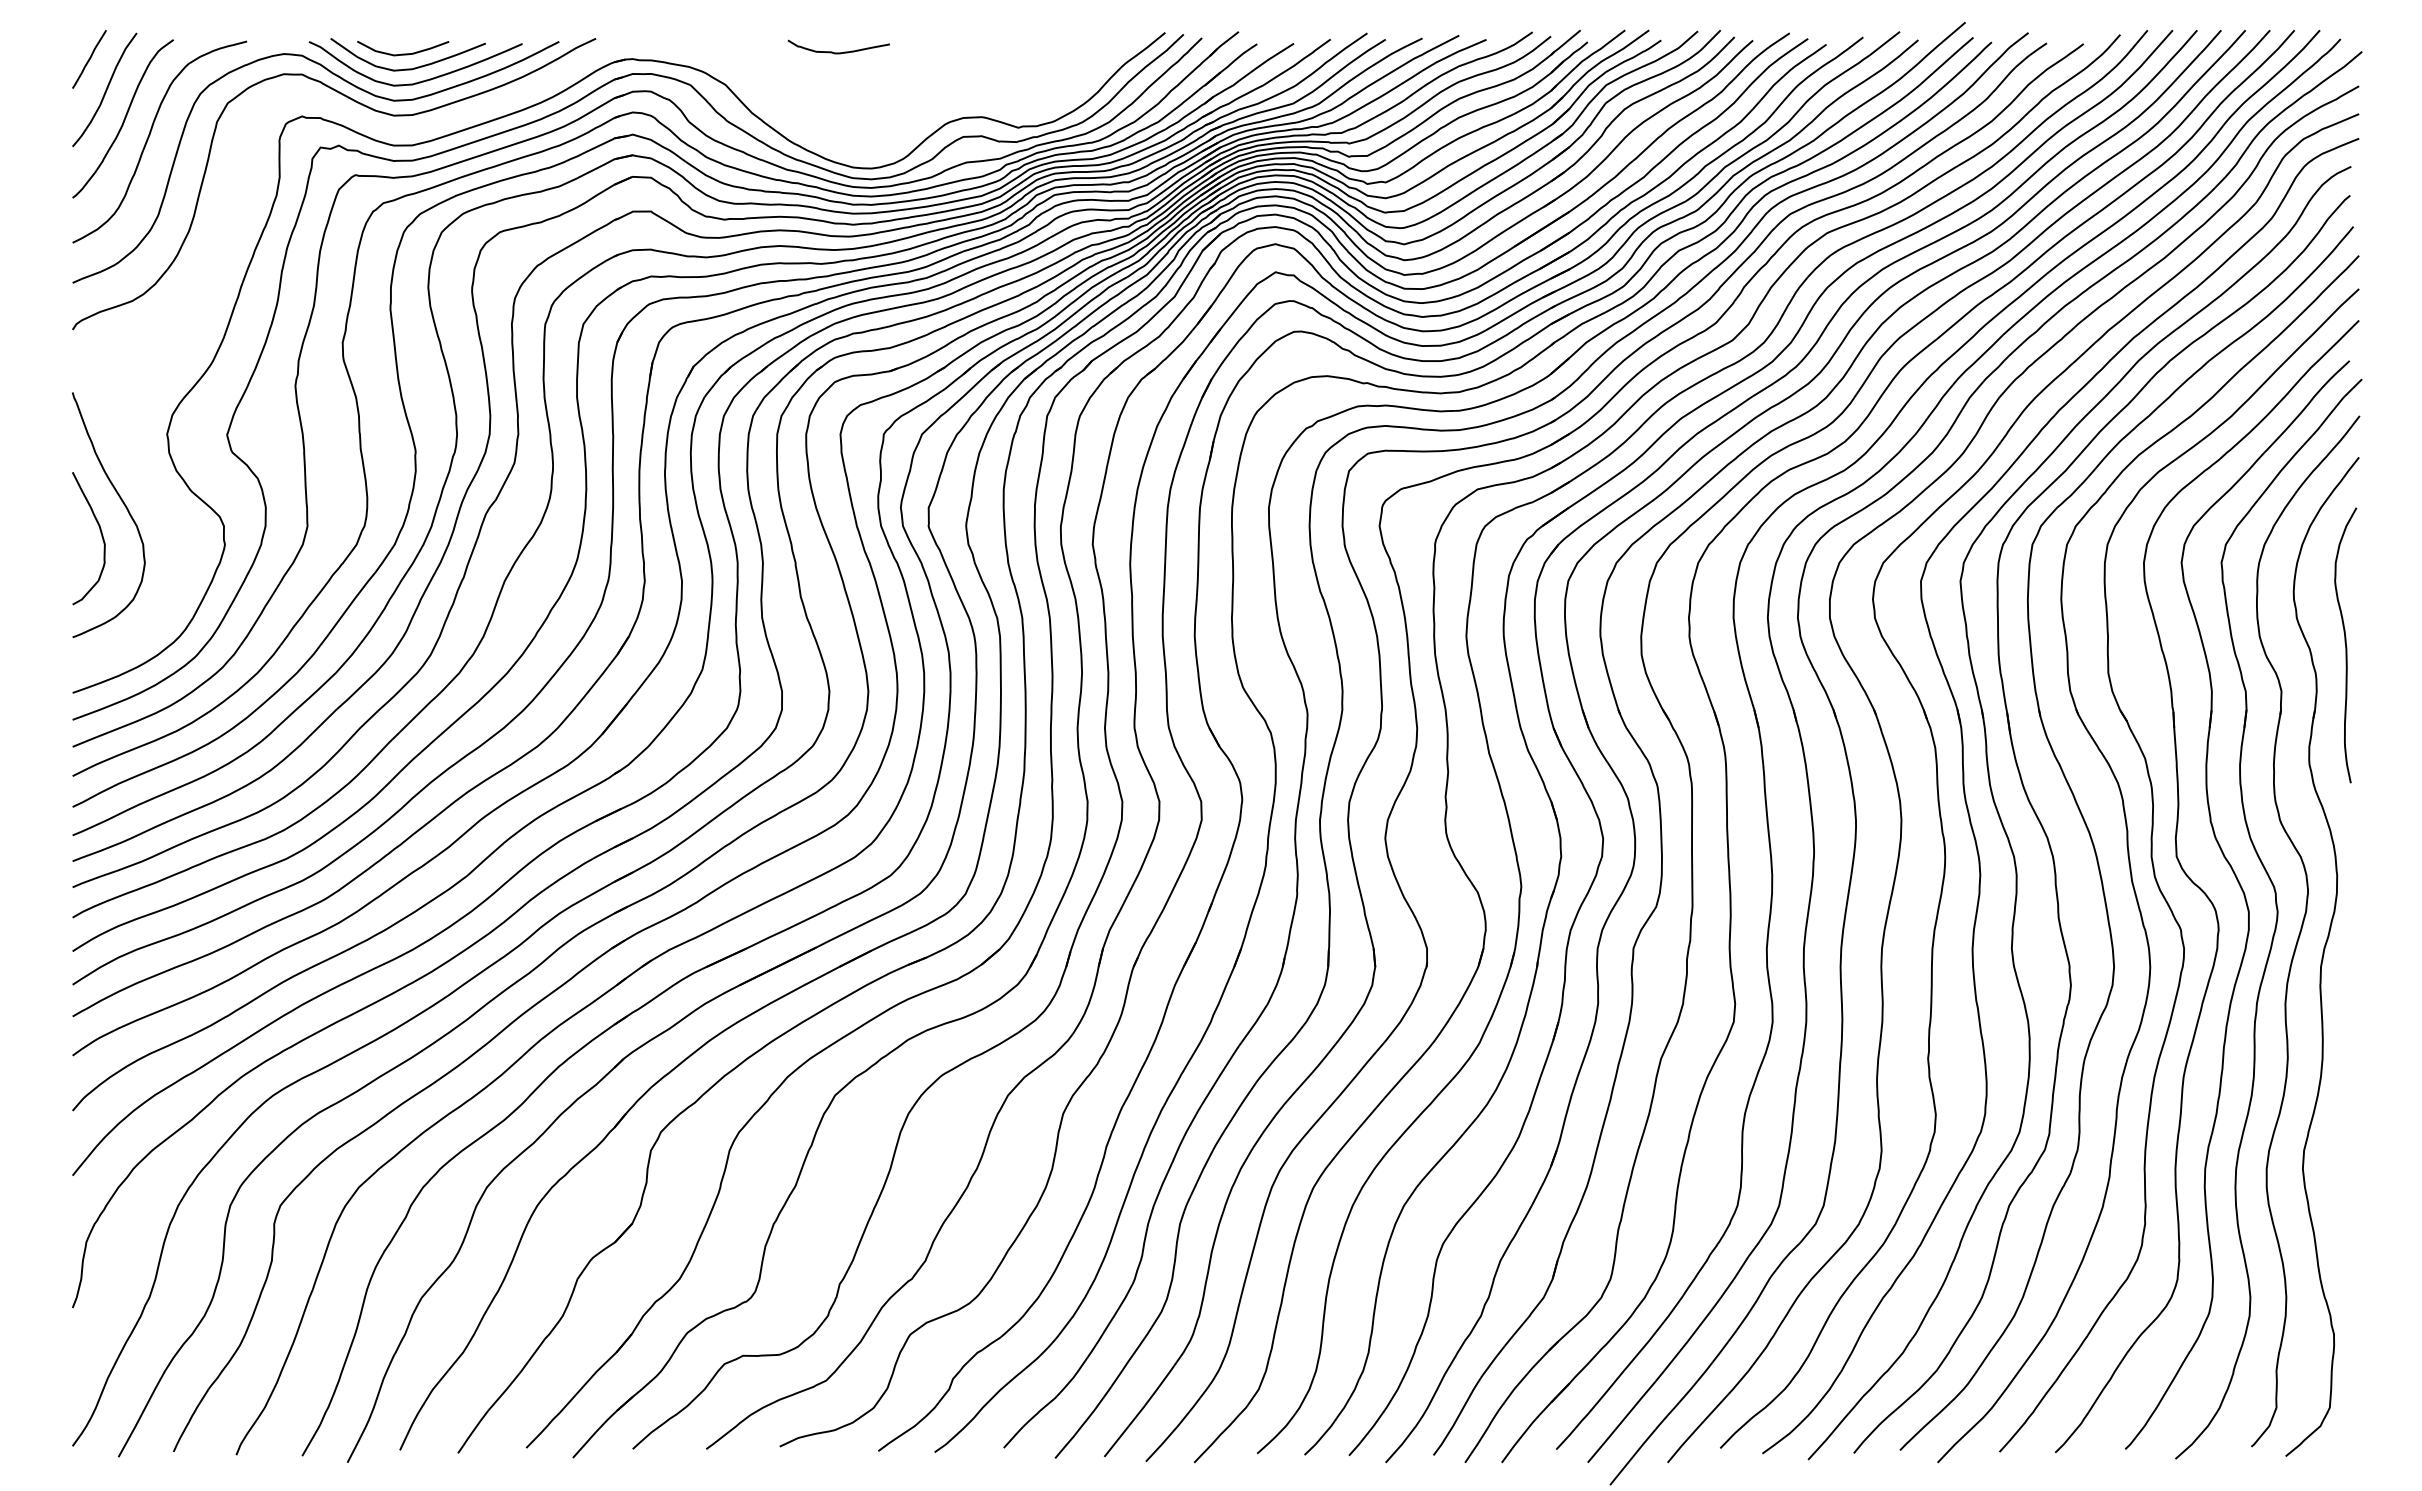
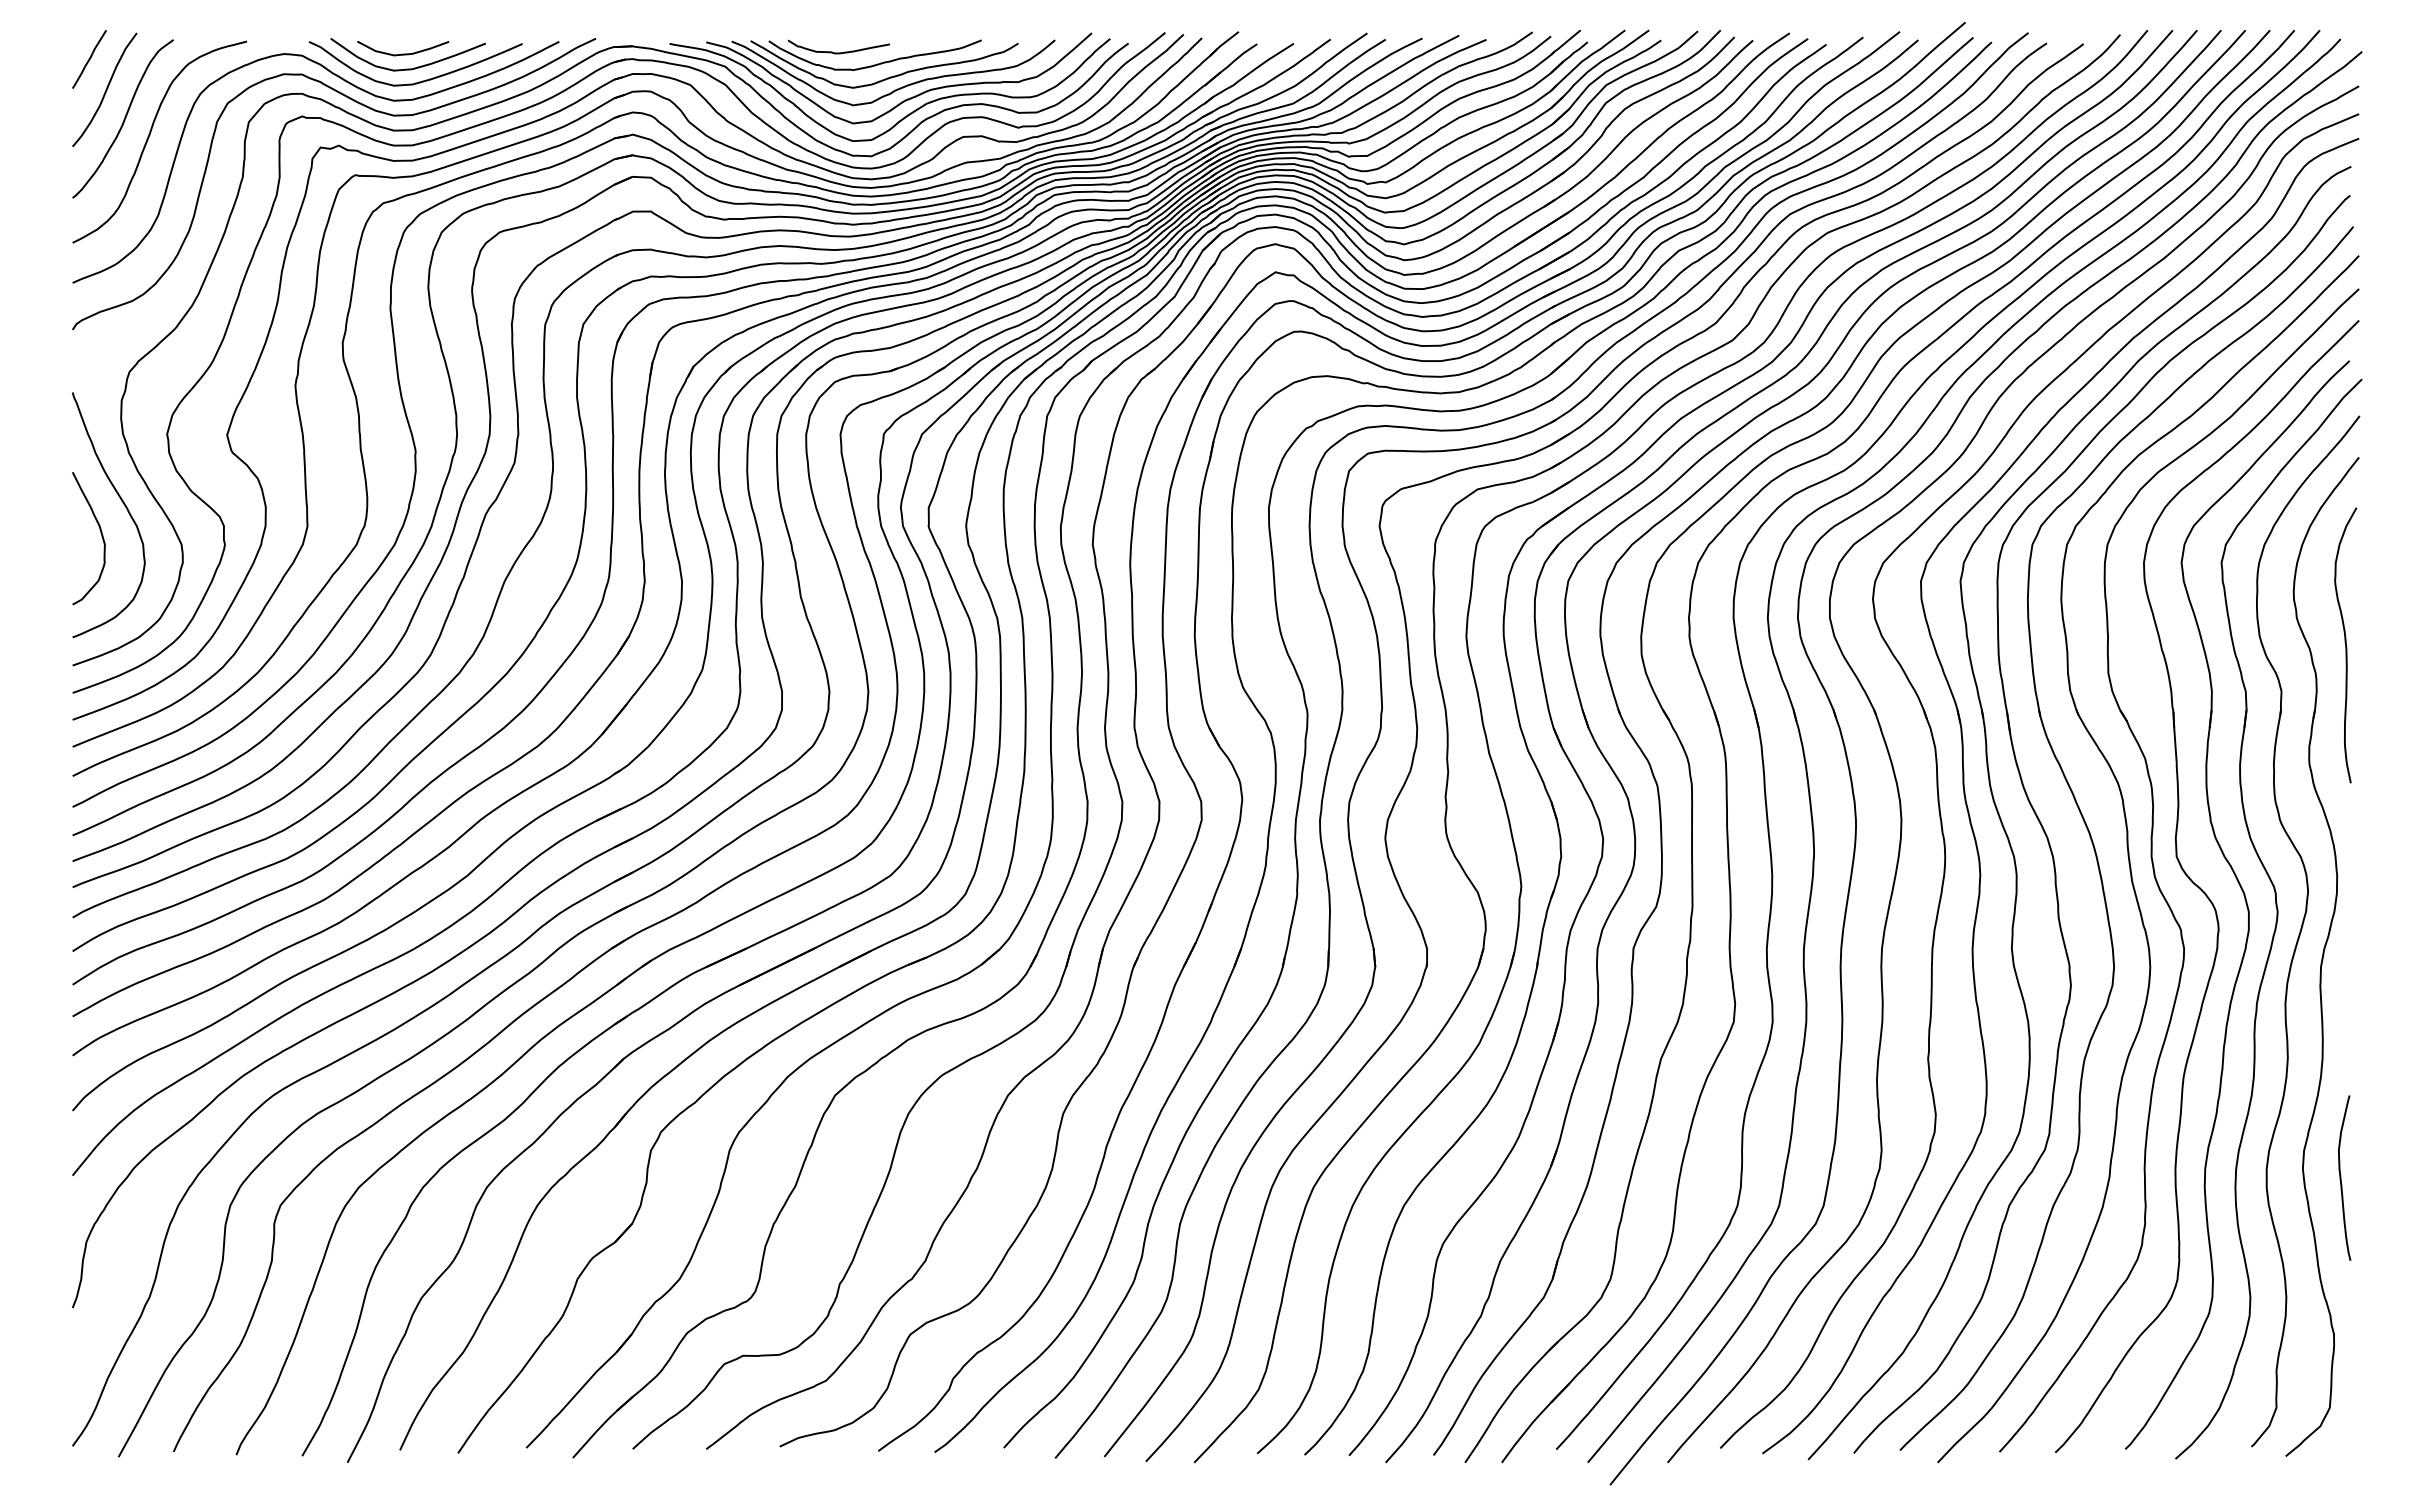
part: none -> present (503, 102)
curve: none -> present (2341, 1177)
